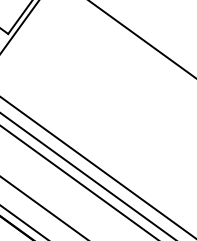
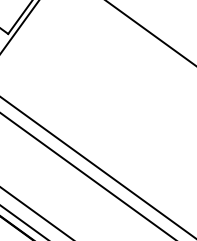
line position: (141, 39) -> (150, 33) (150, 33)
line: present -> none (78, 182)
line position: (43, 207) -> (36, 212) (36, 212)
